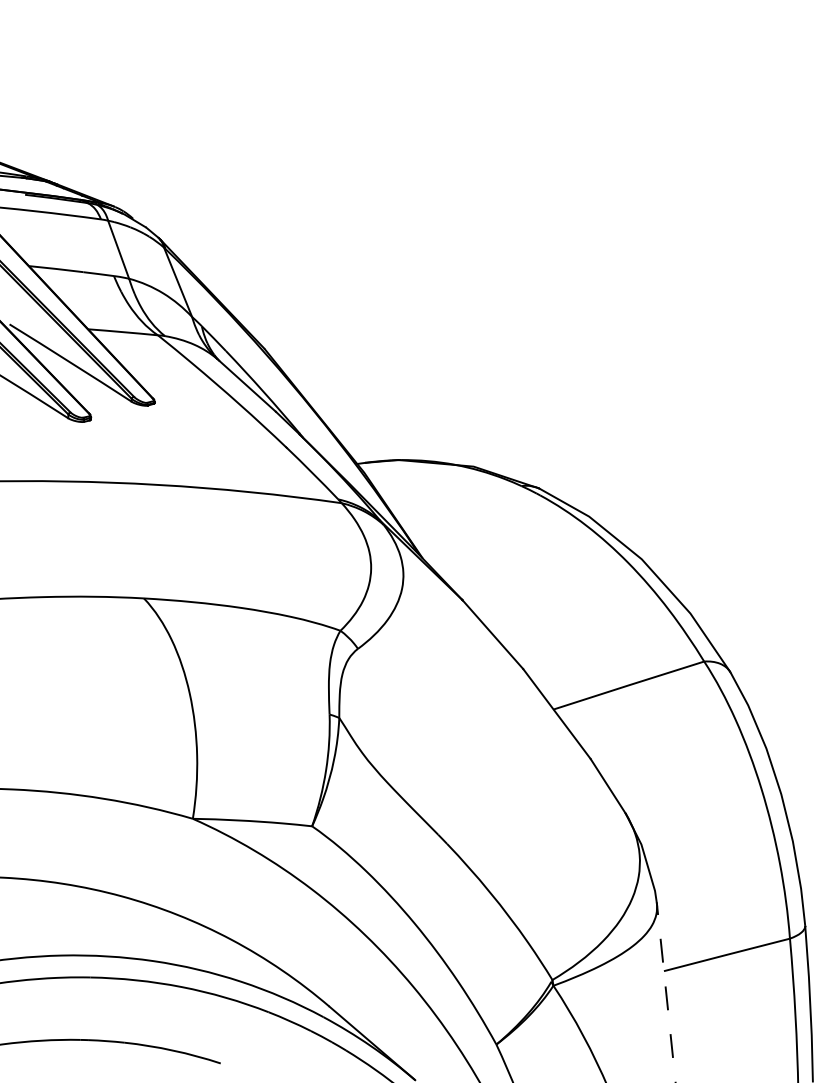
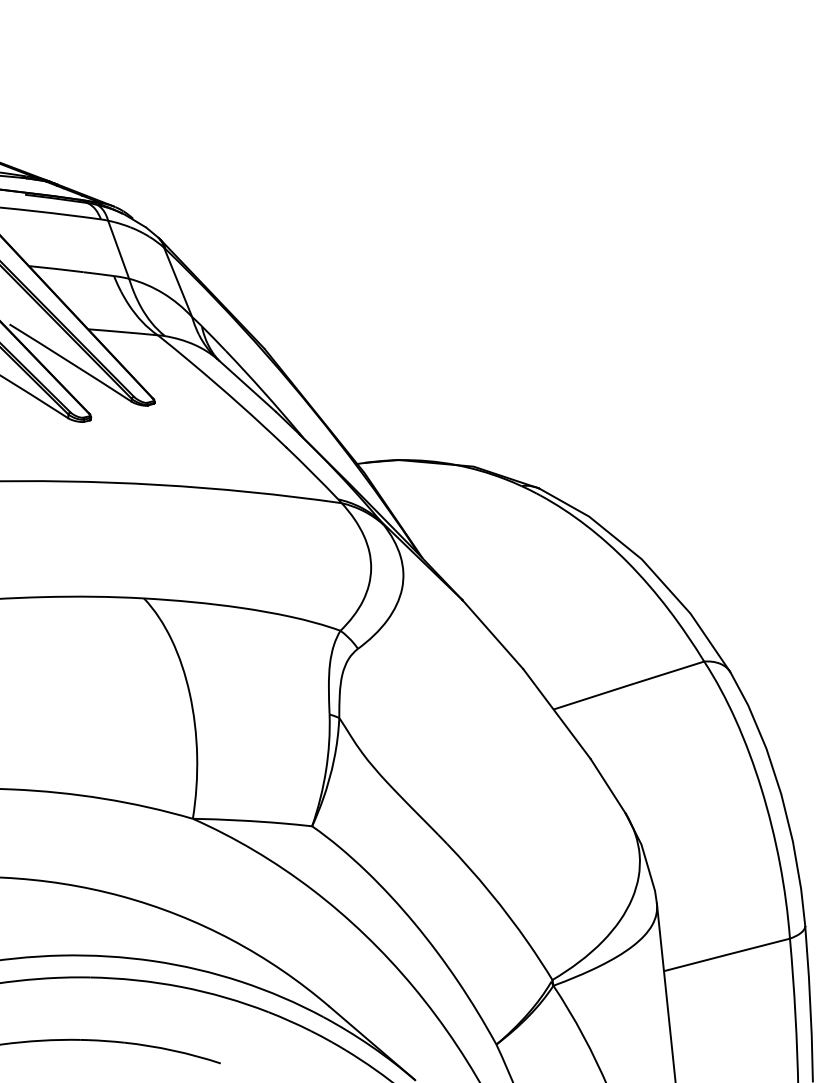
line: dashed -> solid (666, 992)
